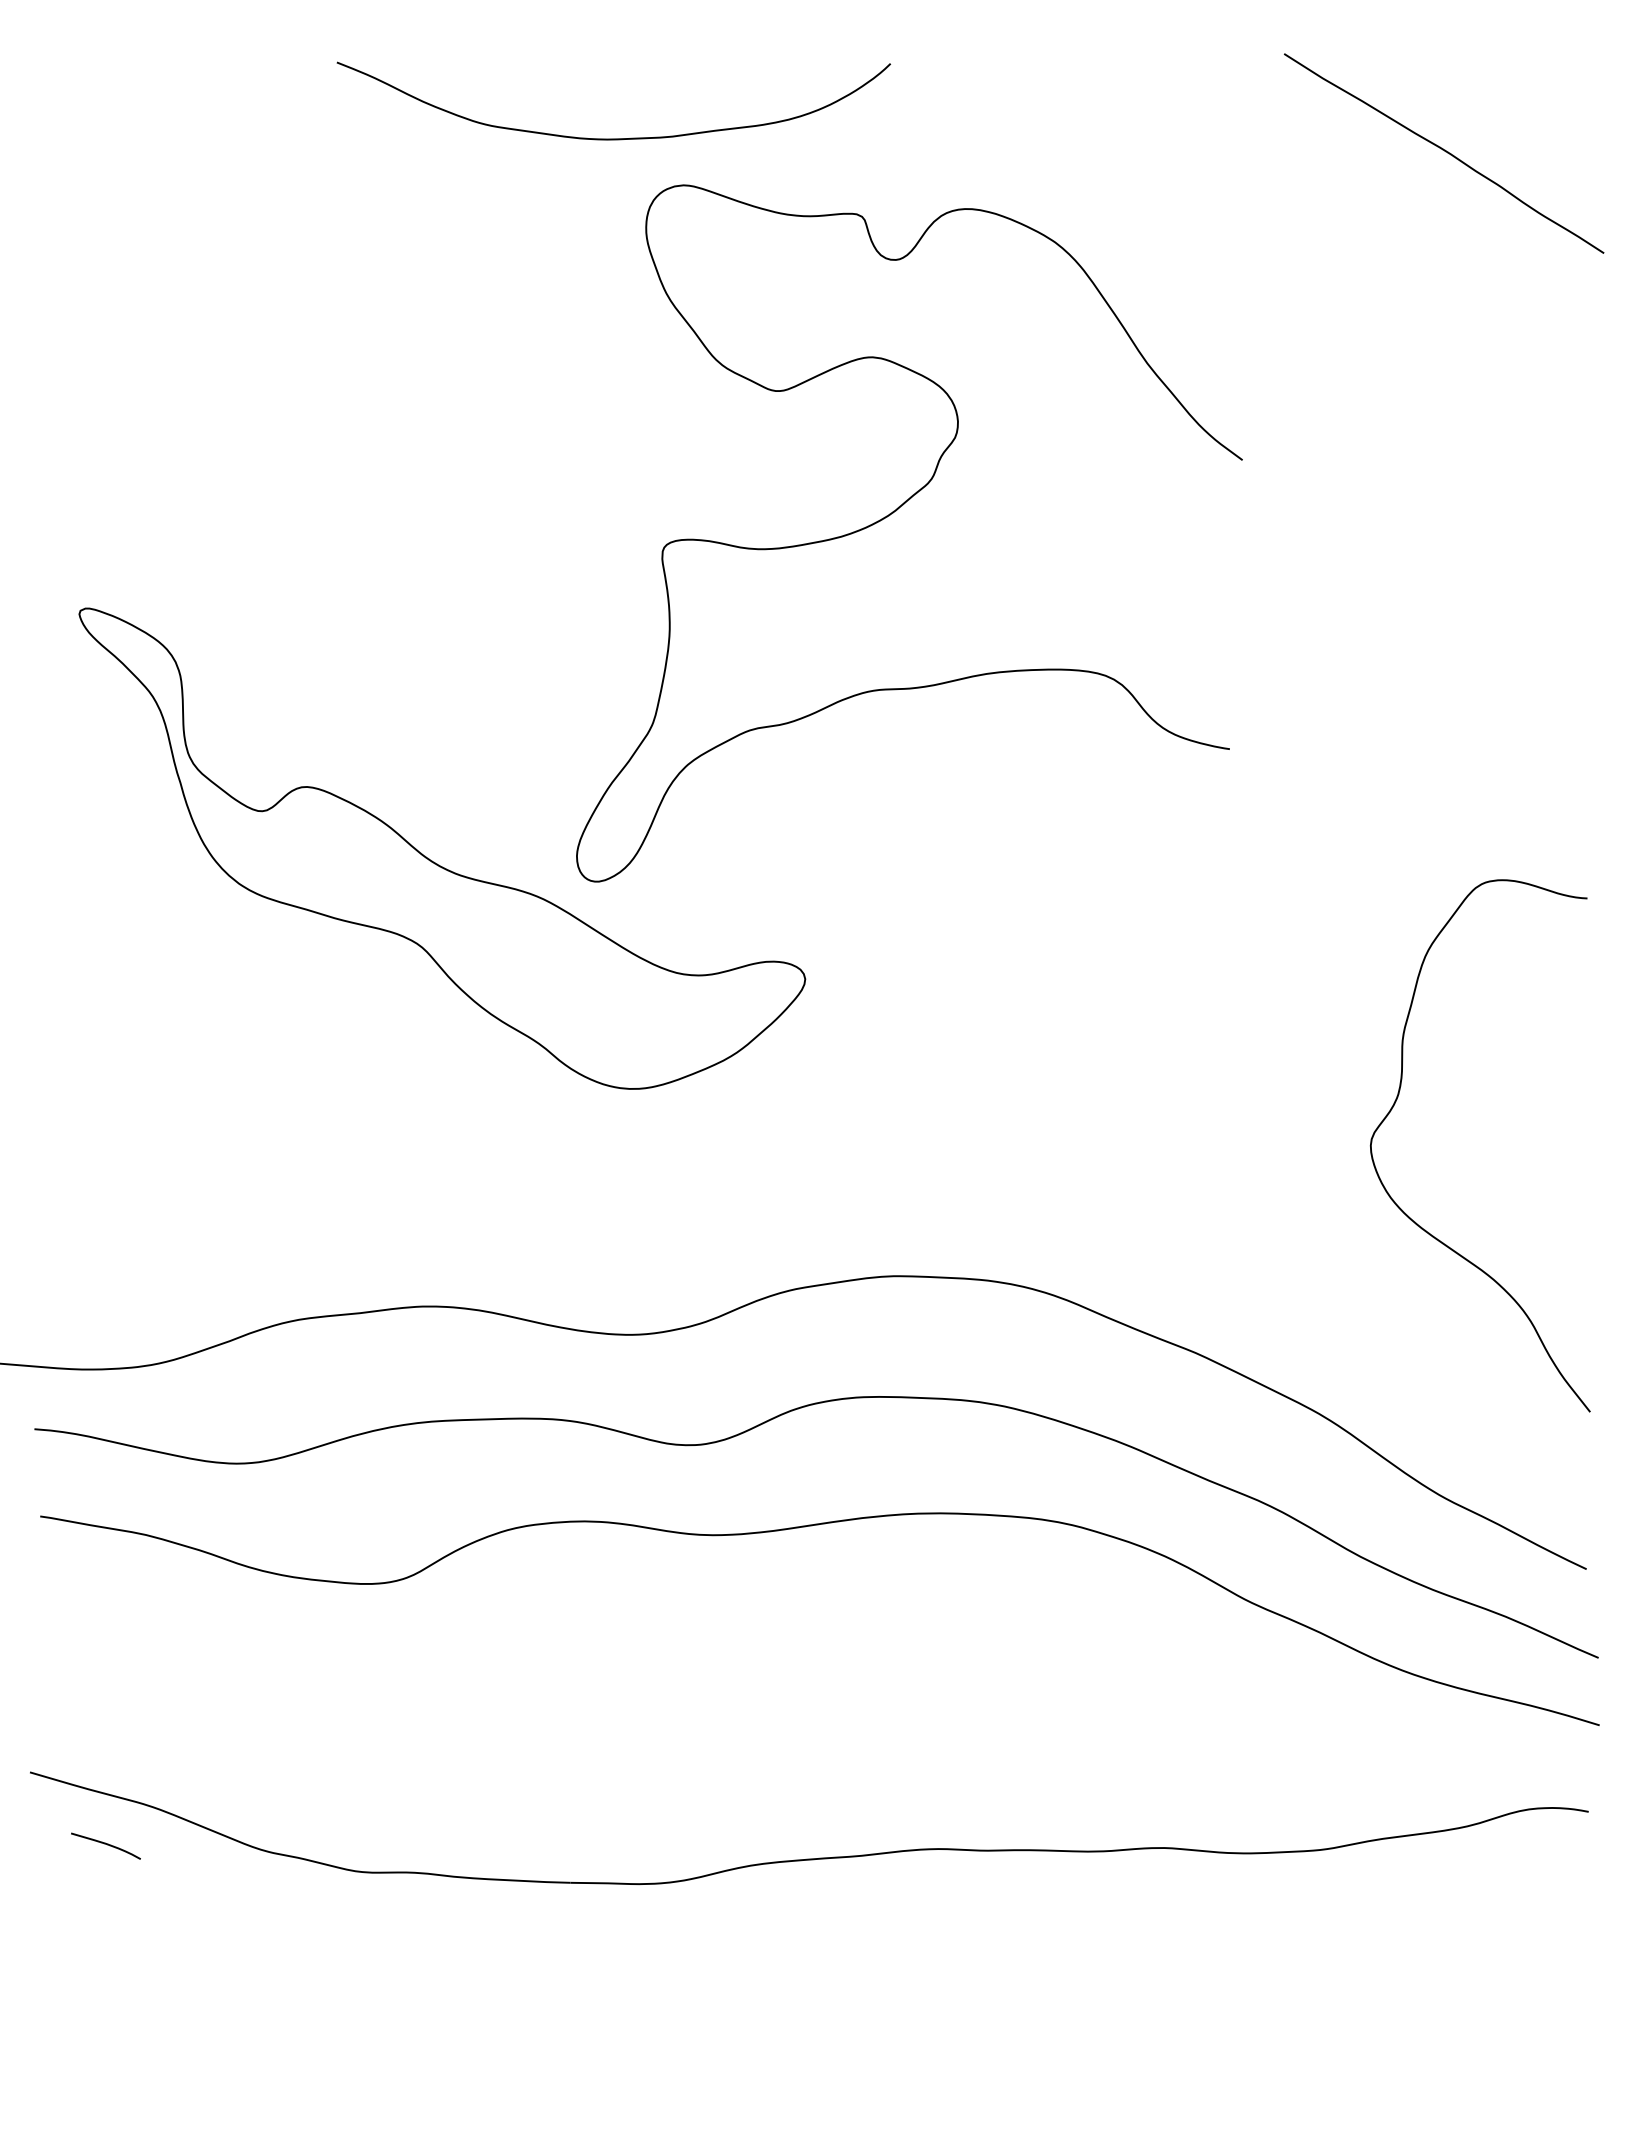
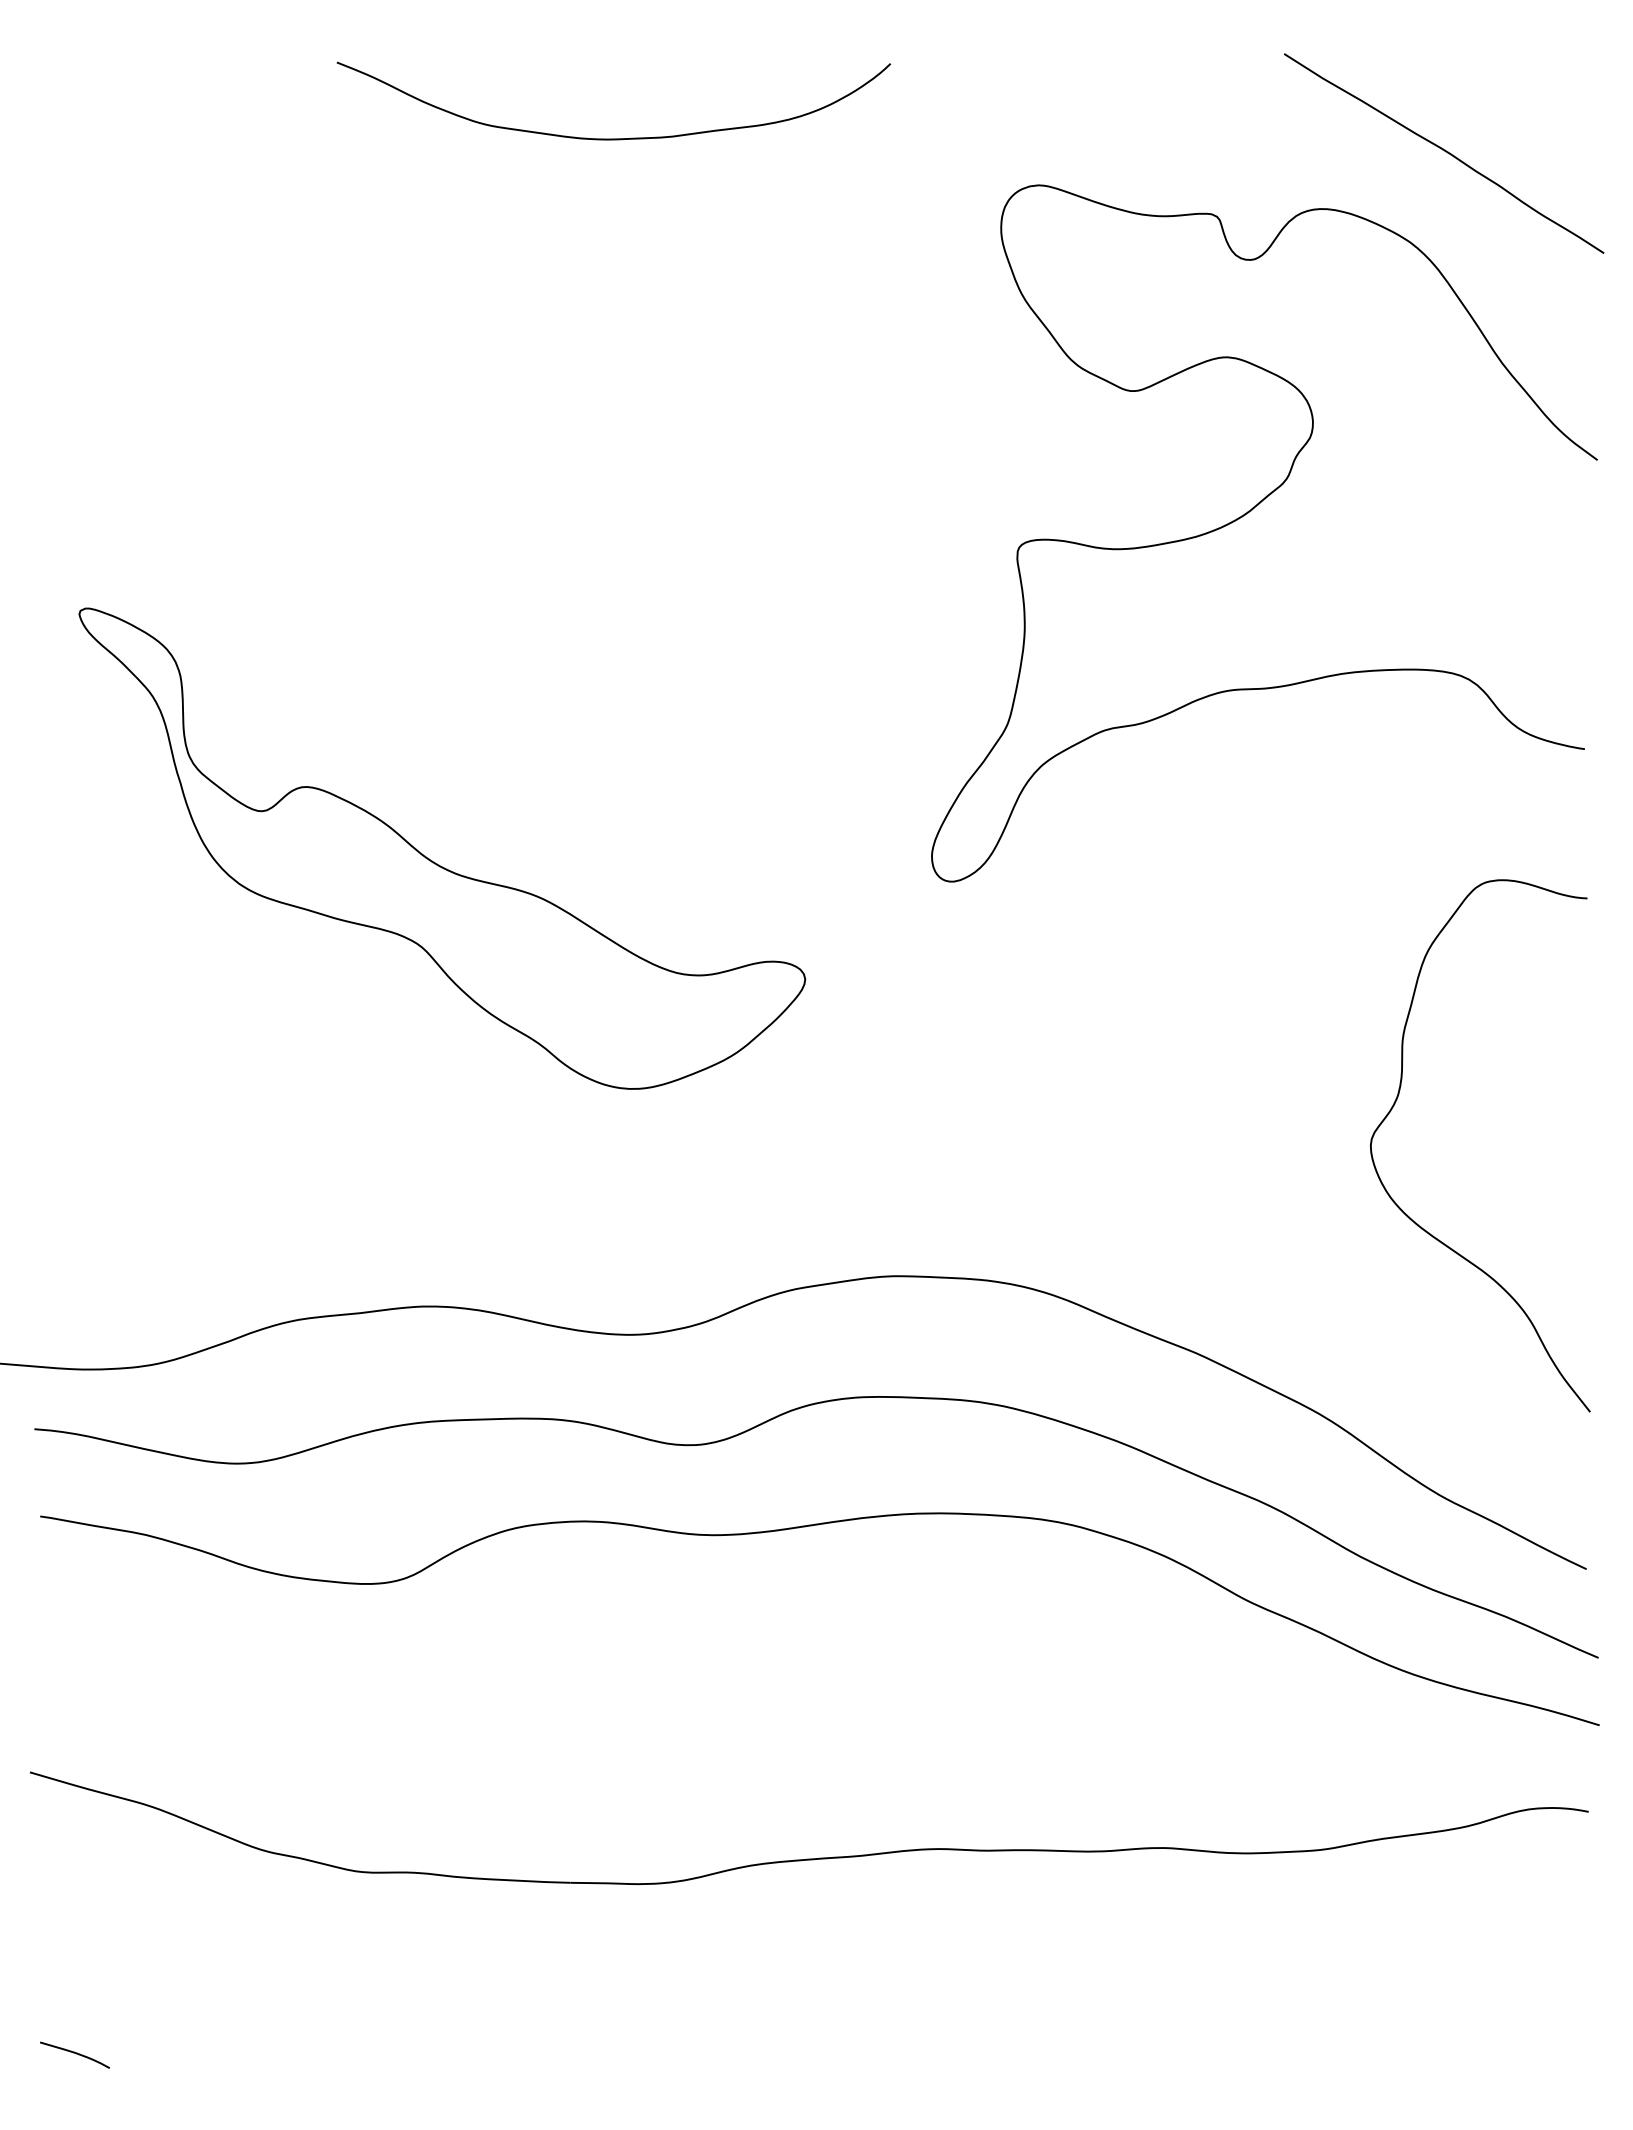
curve position: (896, 511) -> (1251, 511) (1251, 511)
curve position: (105, 1844) -> (74, 2053) (74, 2053)
